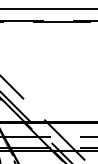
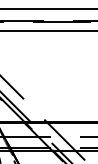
line: none -> present (48, 31)
